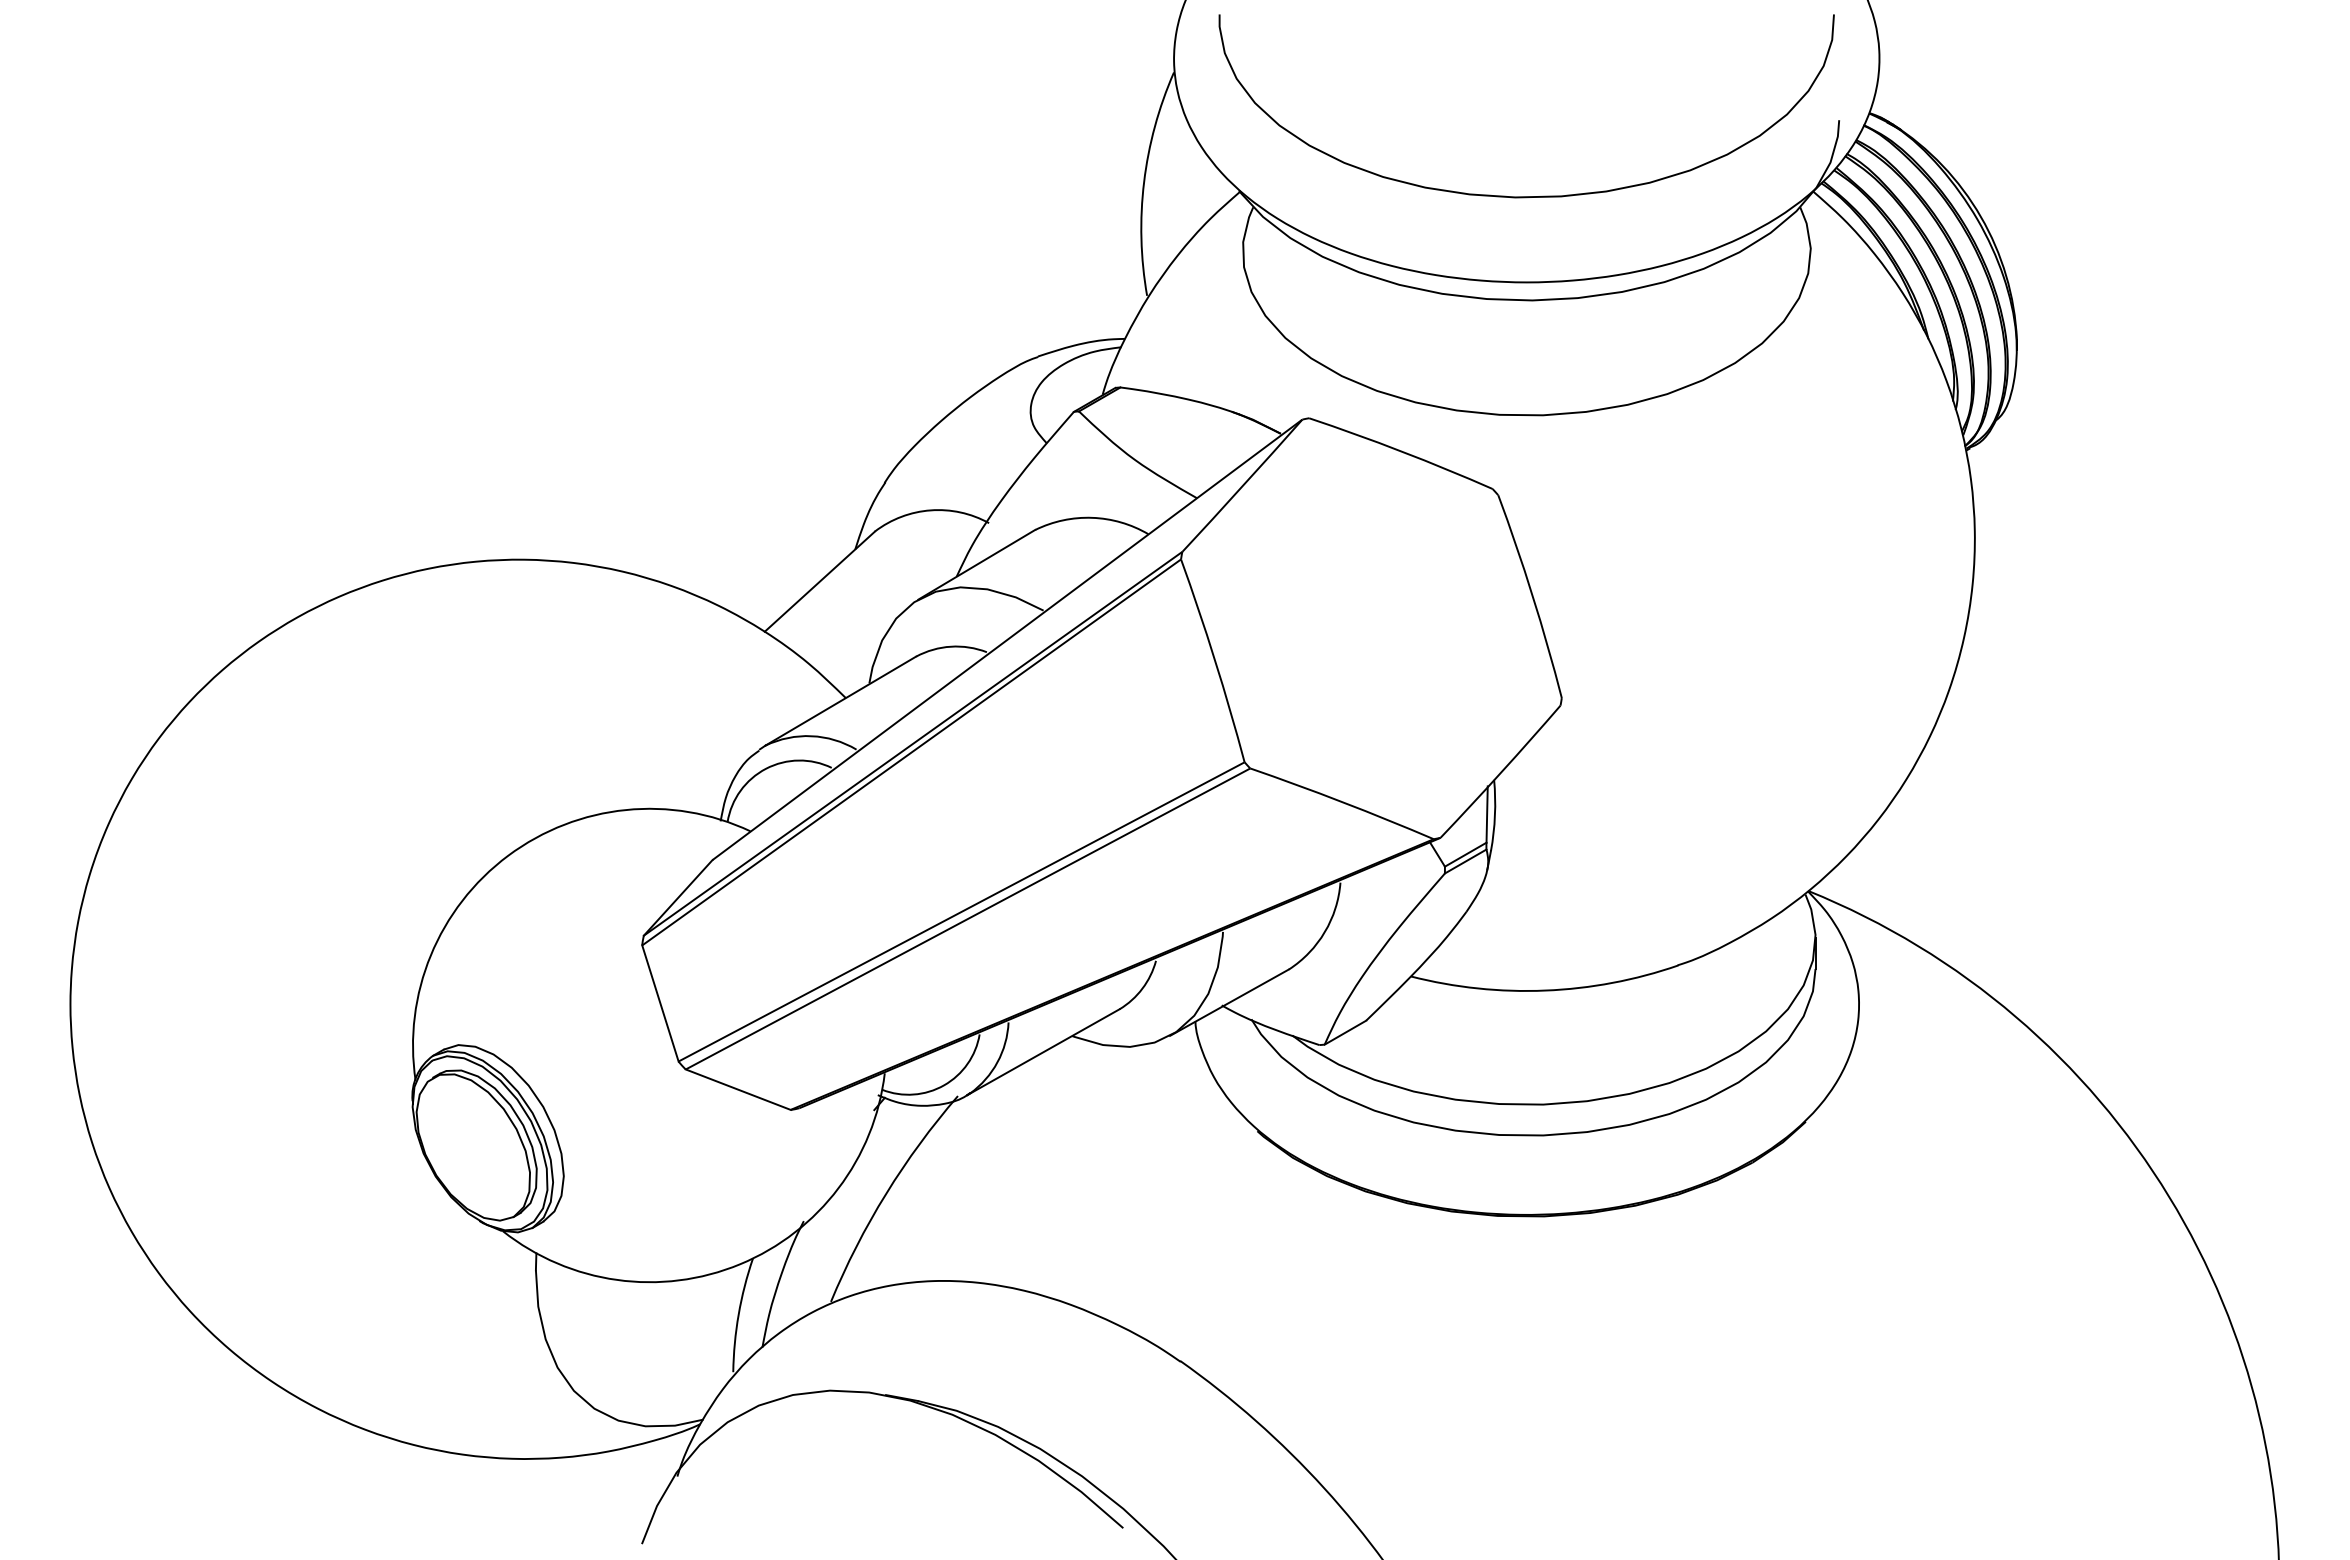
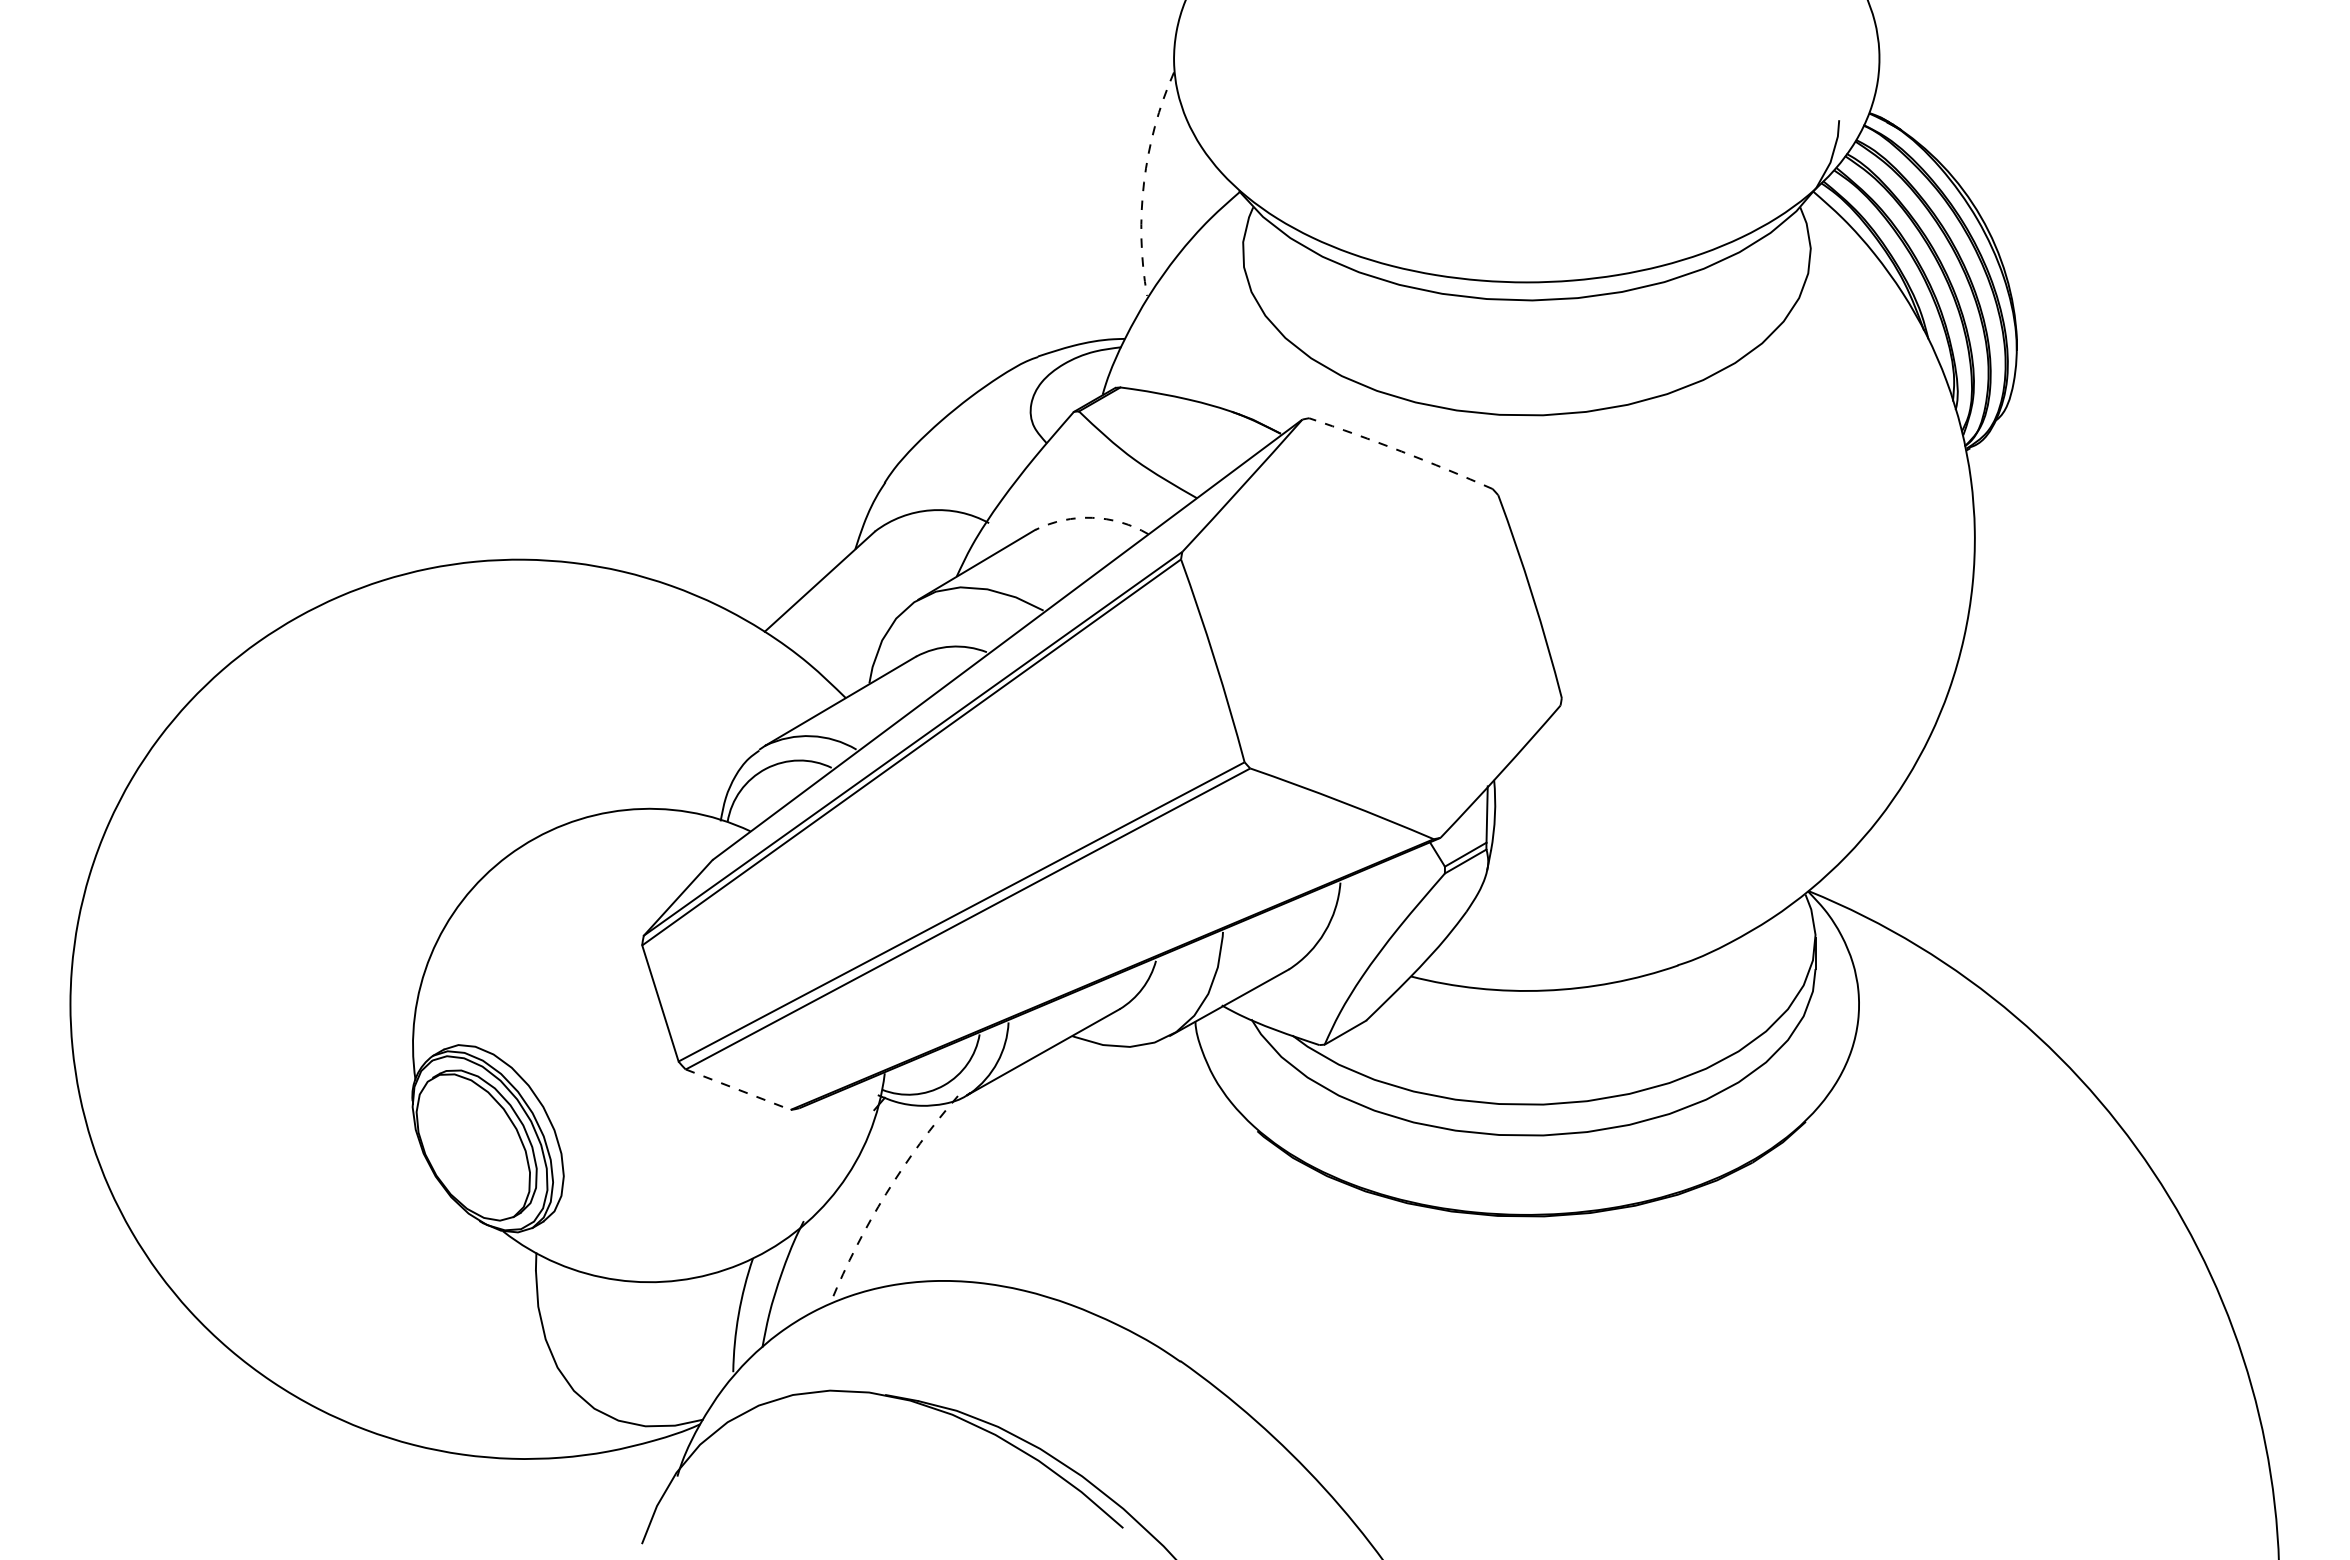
arc: solid -> dashed (1144, 182)
curve: present -> none (1526, 196)
arc: solid -> dashed (1401, 451)
arc: solid -> dashed (1092, 517)
line: solid -> dashed (738, 1089)
arc: solid -> dashed (886, 1193)
